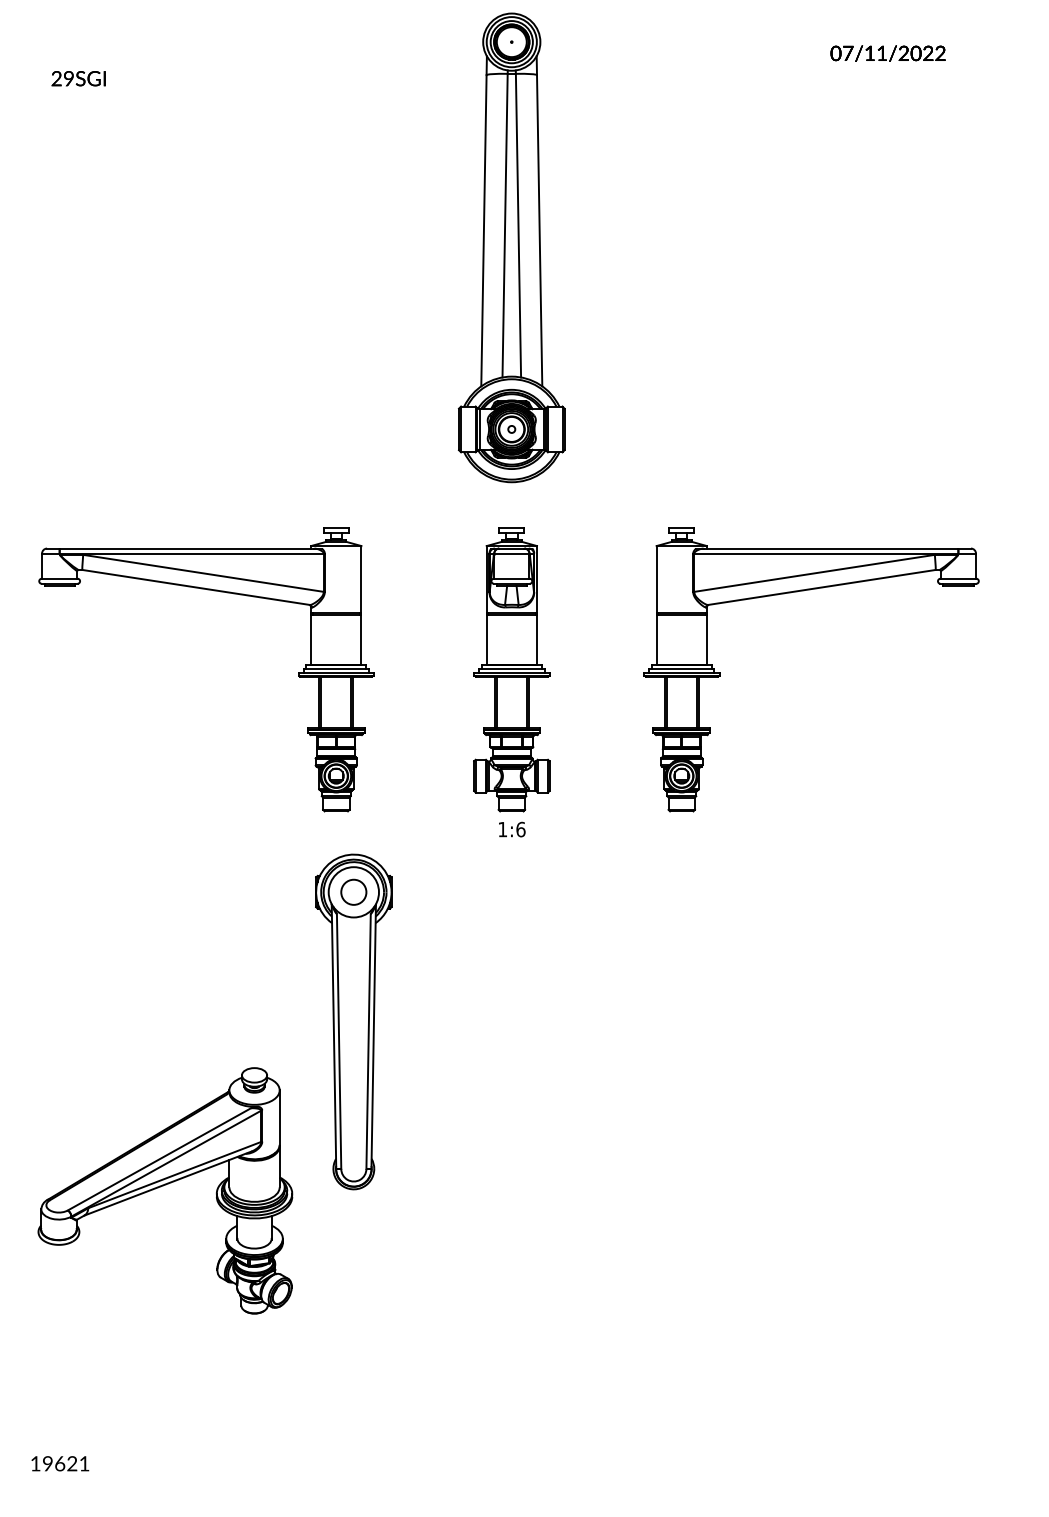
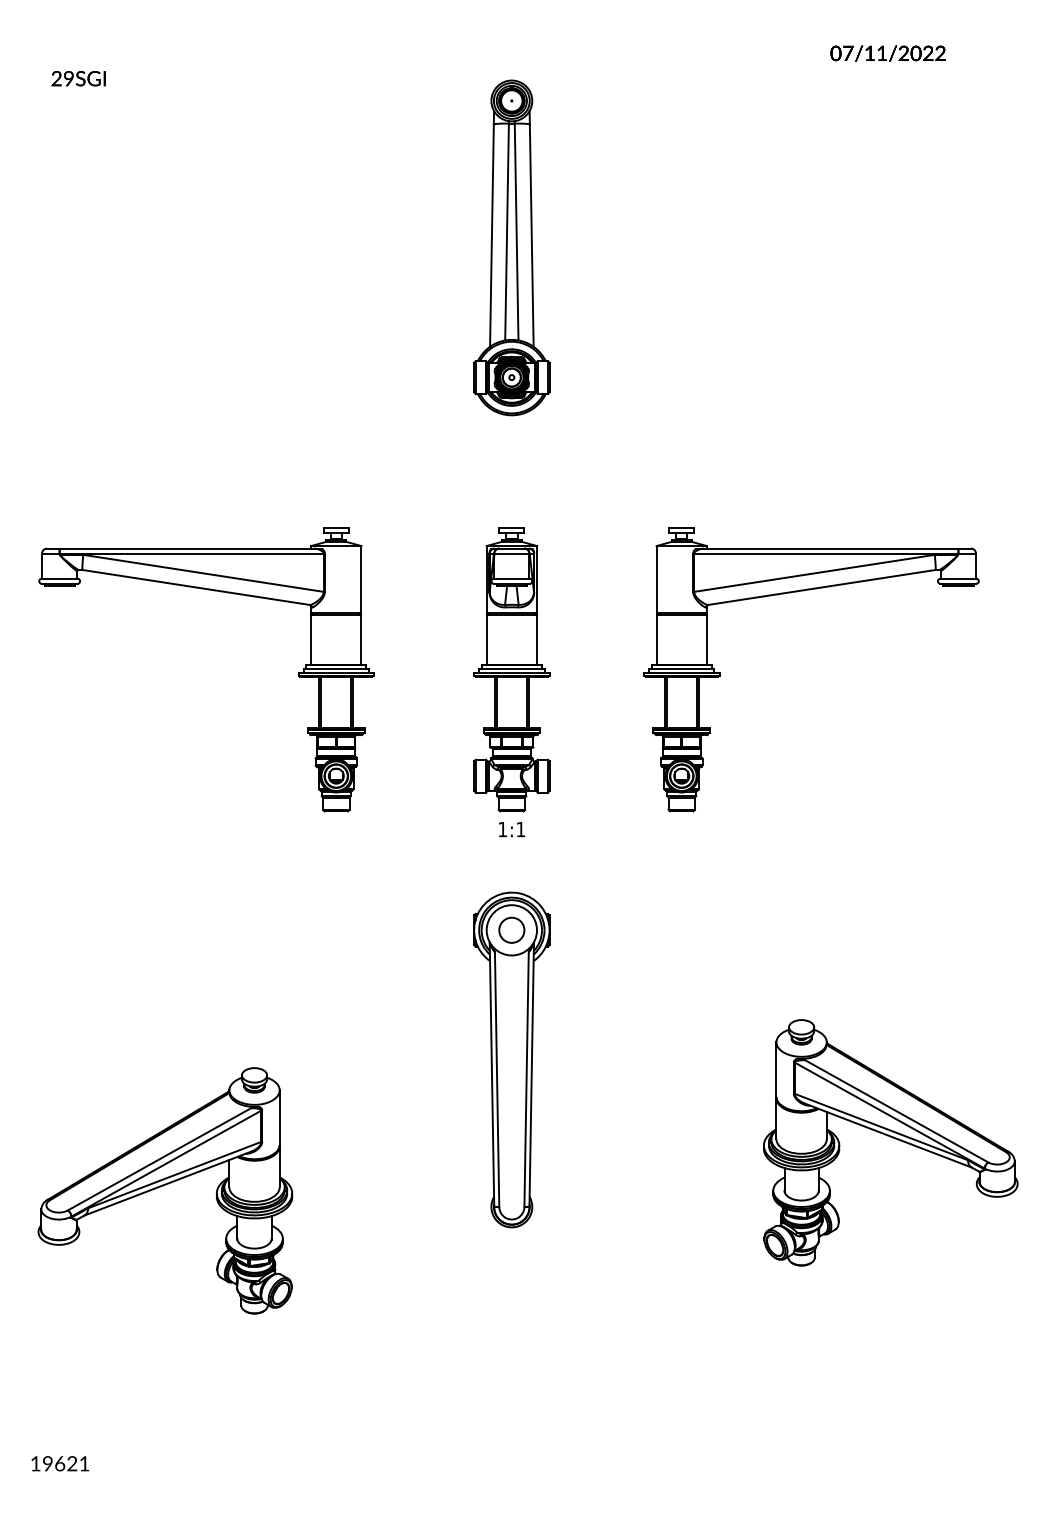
part size: 109x472 px -> 78x338 px (511, 247)
text: 1:6 -> 1:1 (520, 829)
part position: (353, 1021) -> (511, 1059) (511, 1059)
part: none -> present (890, 1142)
